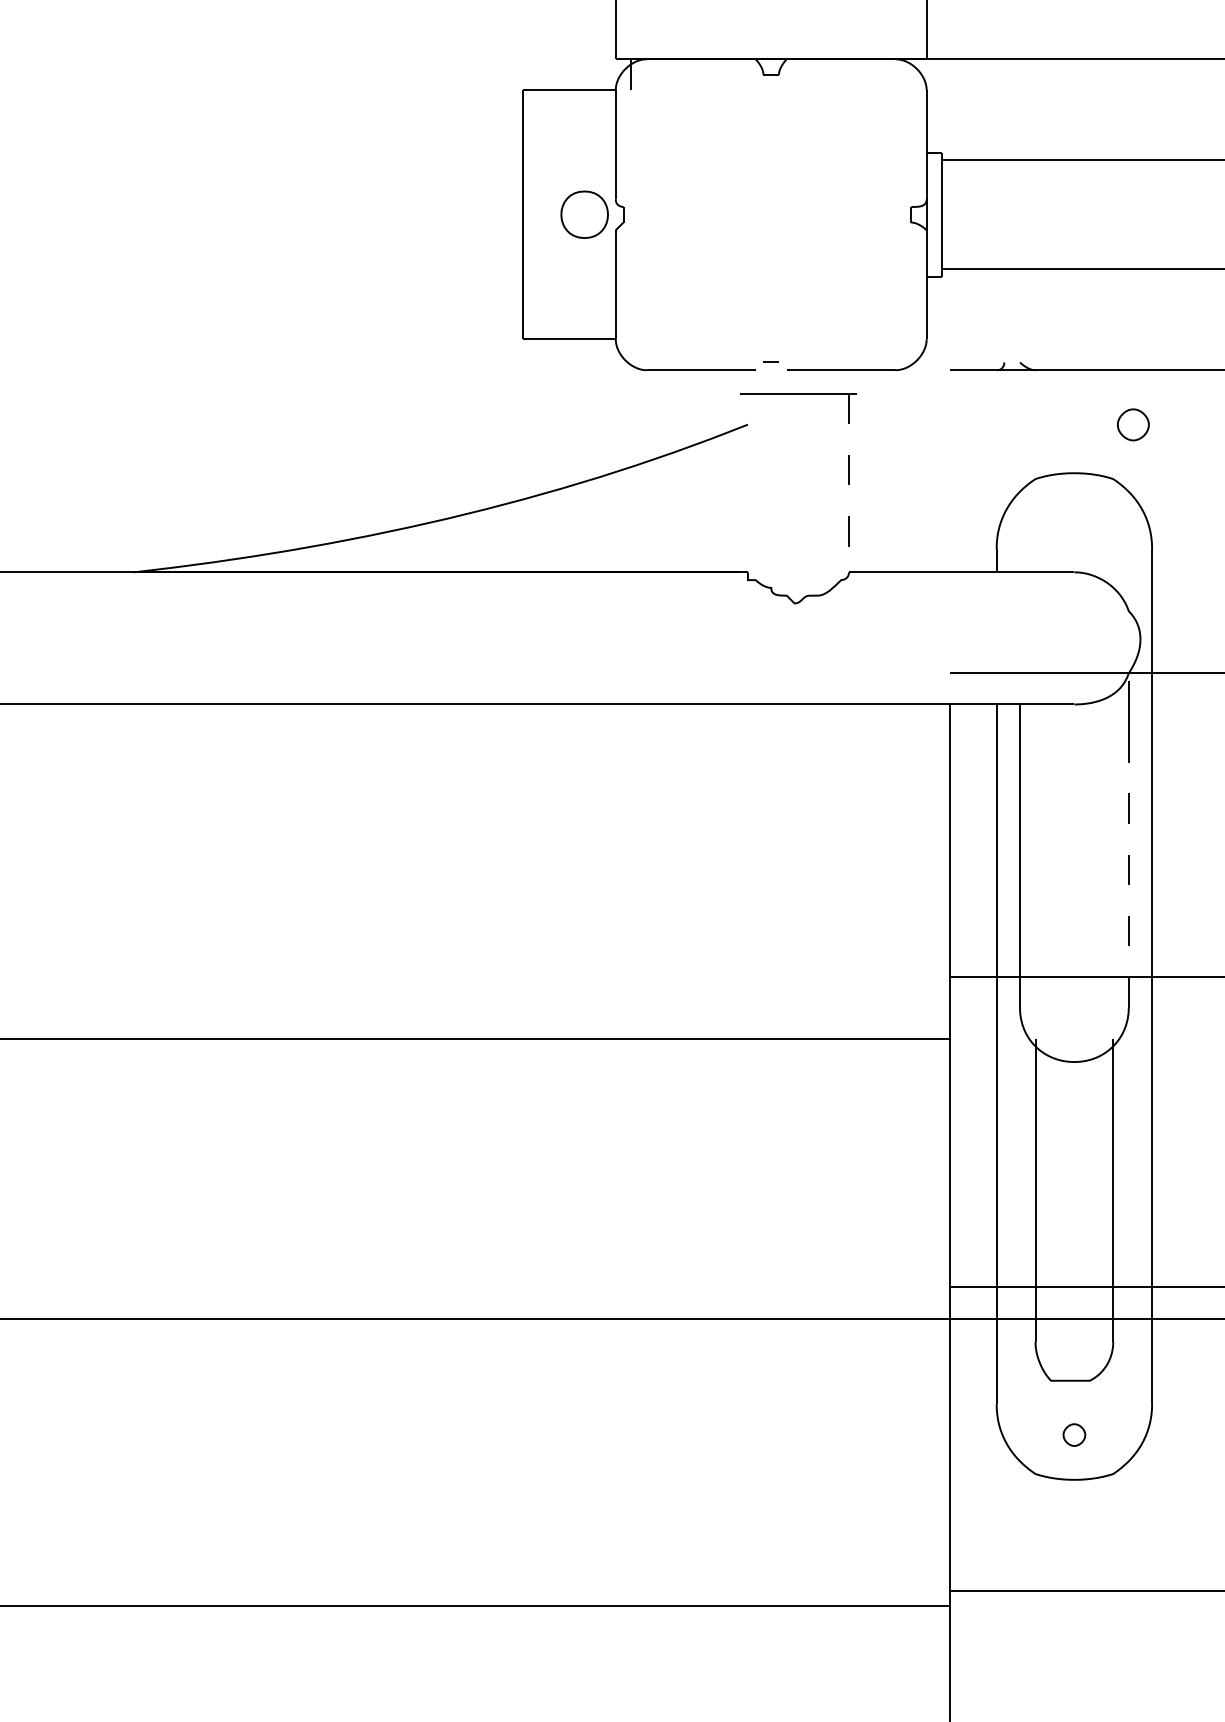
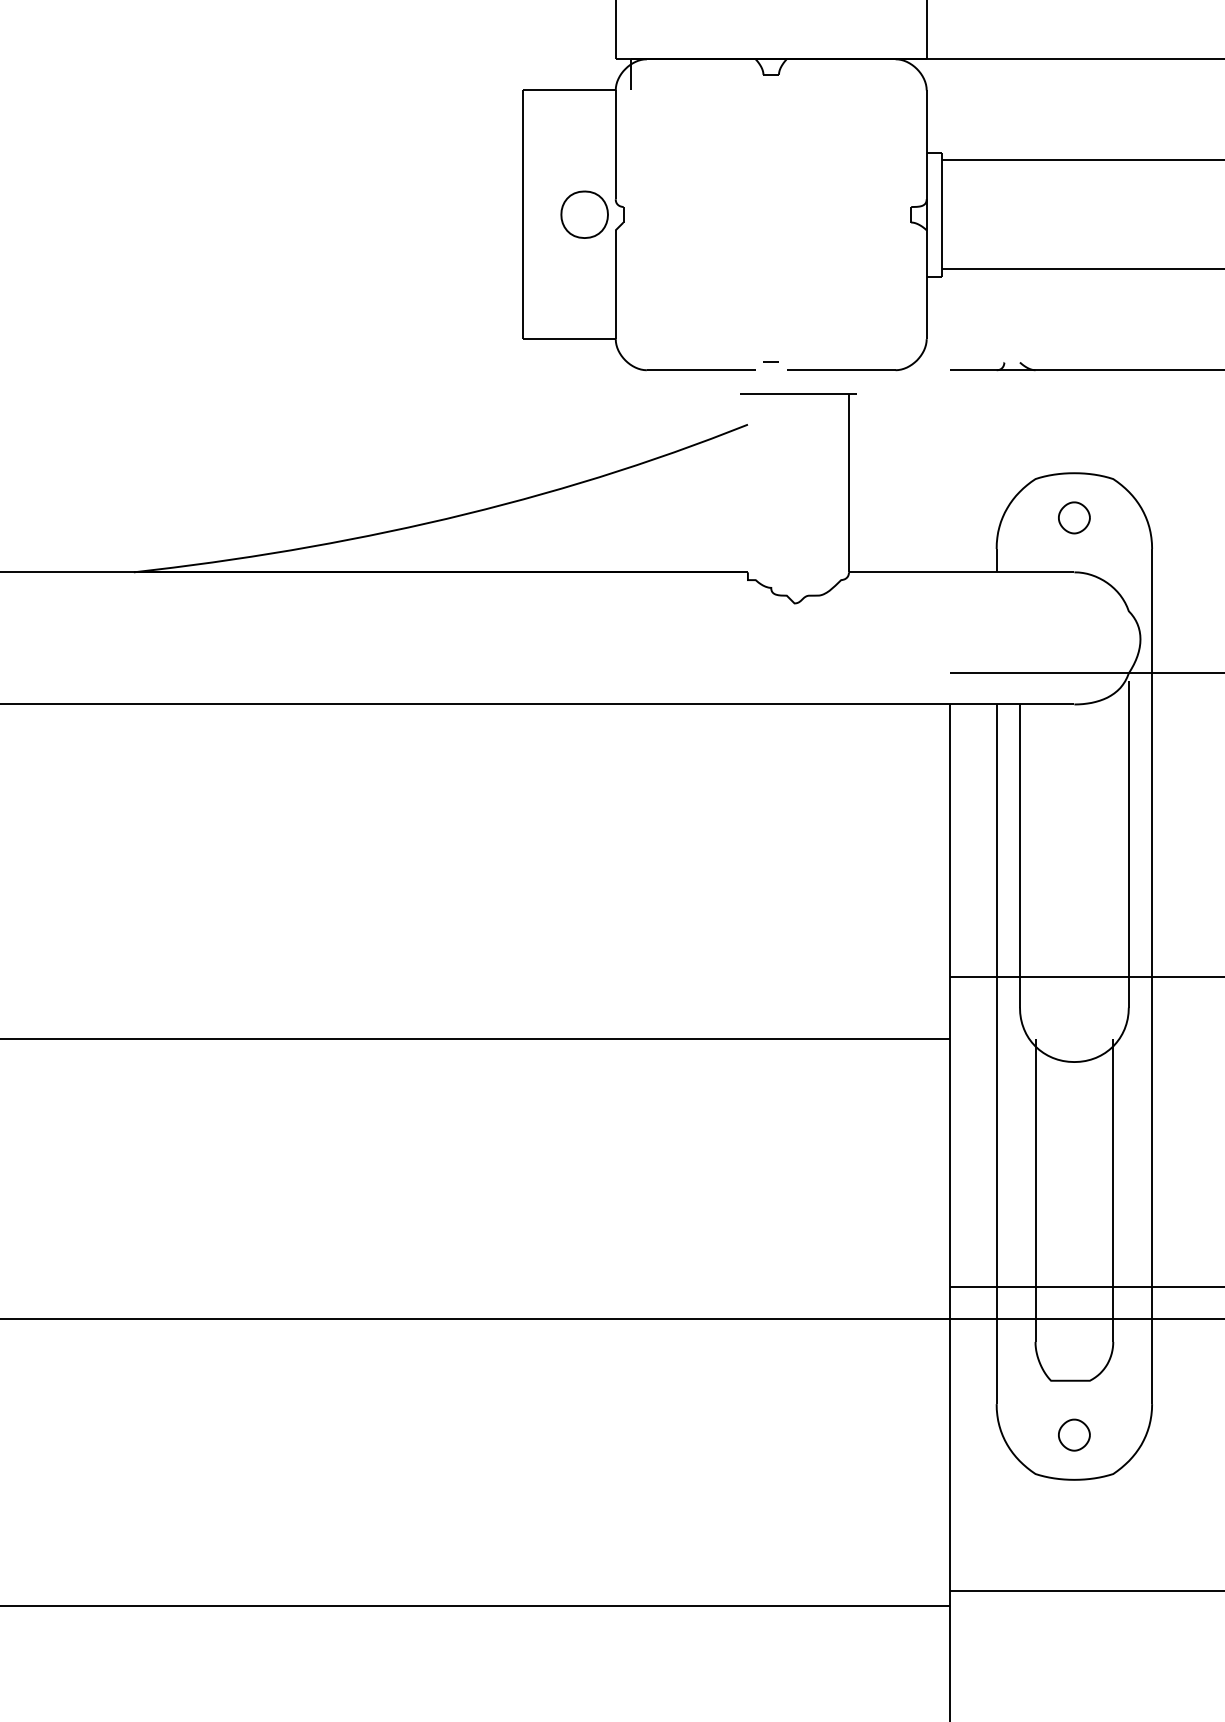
part position: (1133, 424) -> (1074, 517) (1074, 517)
line: dashed -> solid (848, 483)
line: dashed -> solid (1128, 878)
part size: 25x24 px -> 33x34 px (1074, 1434)
